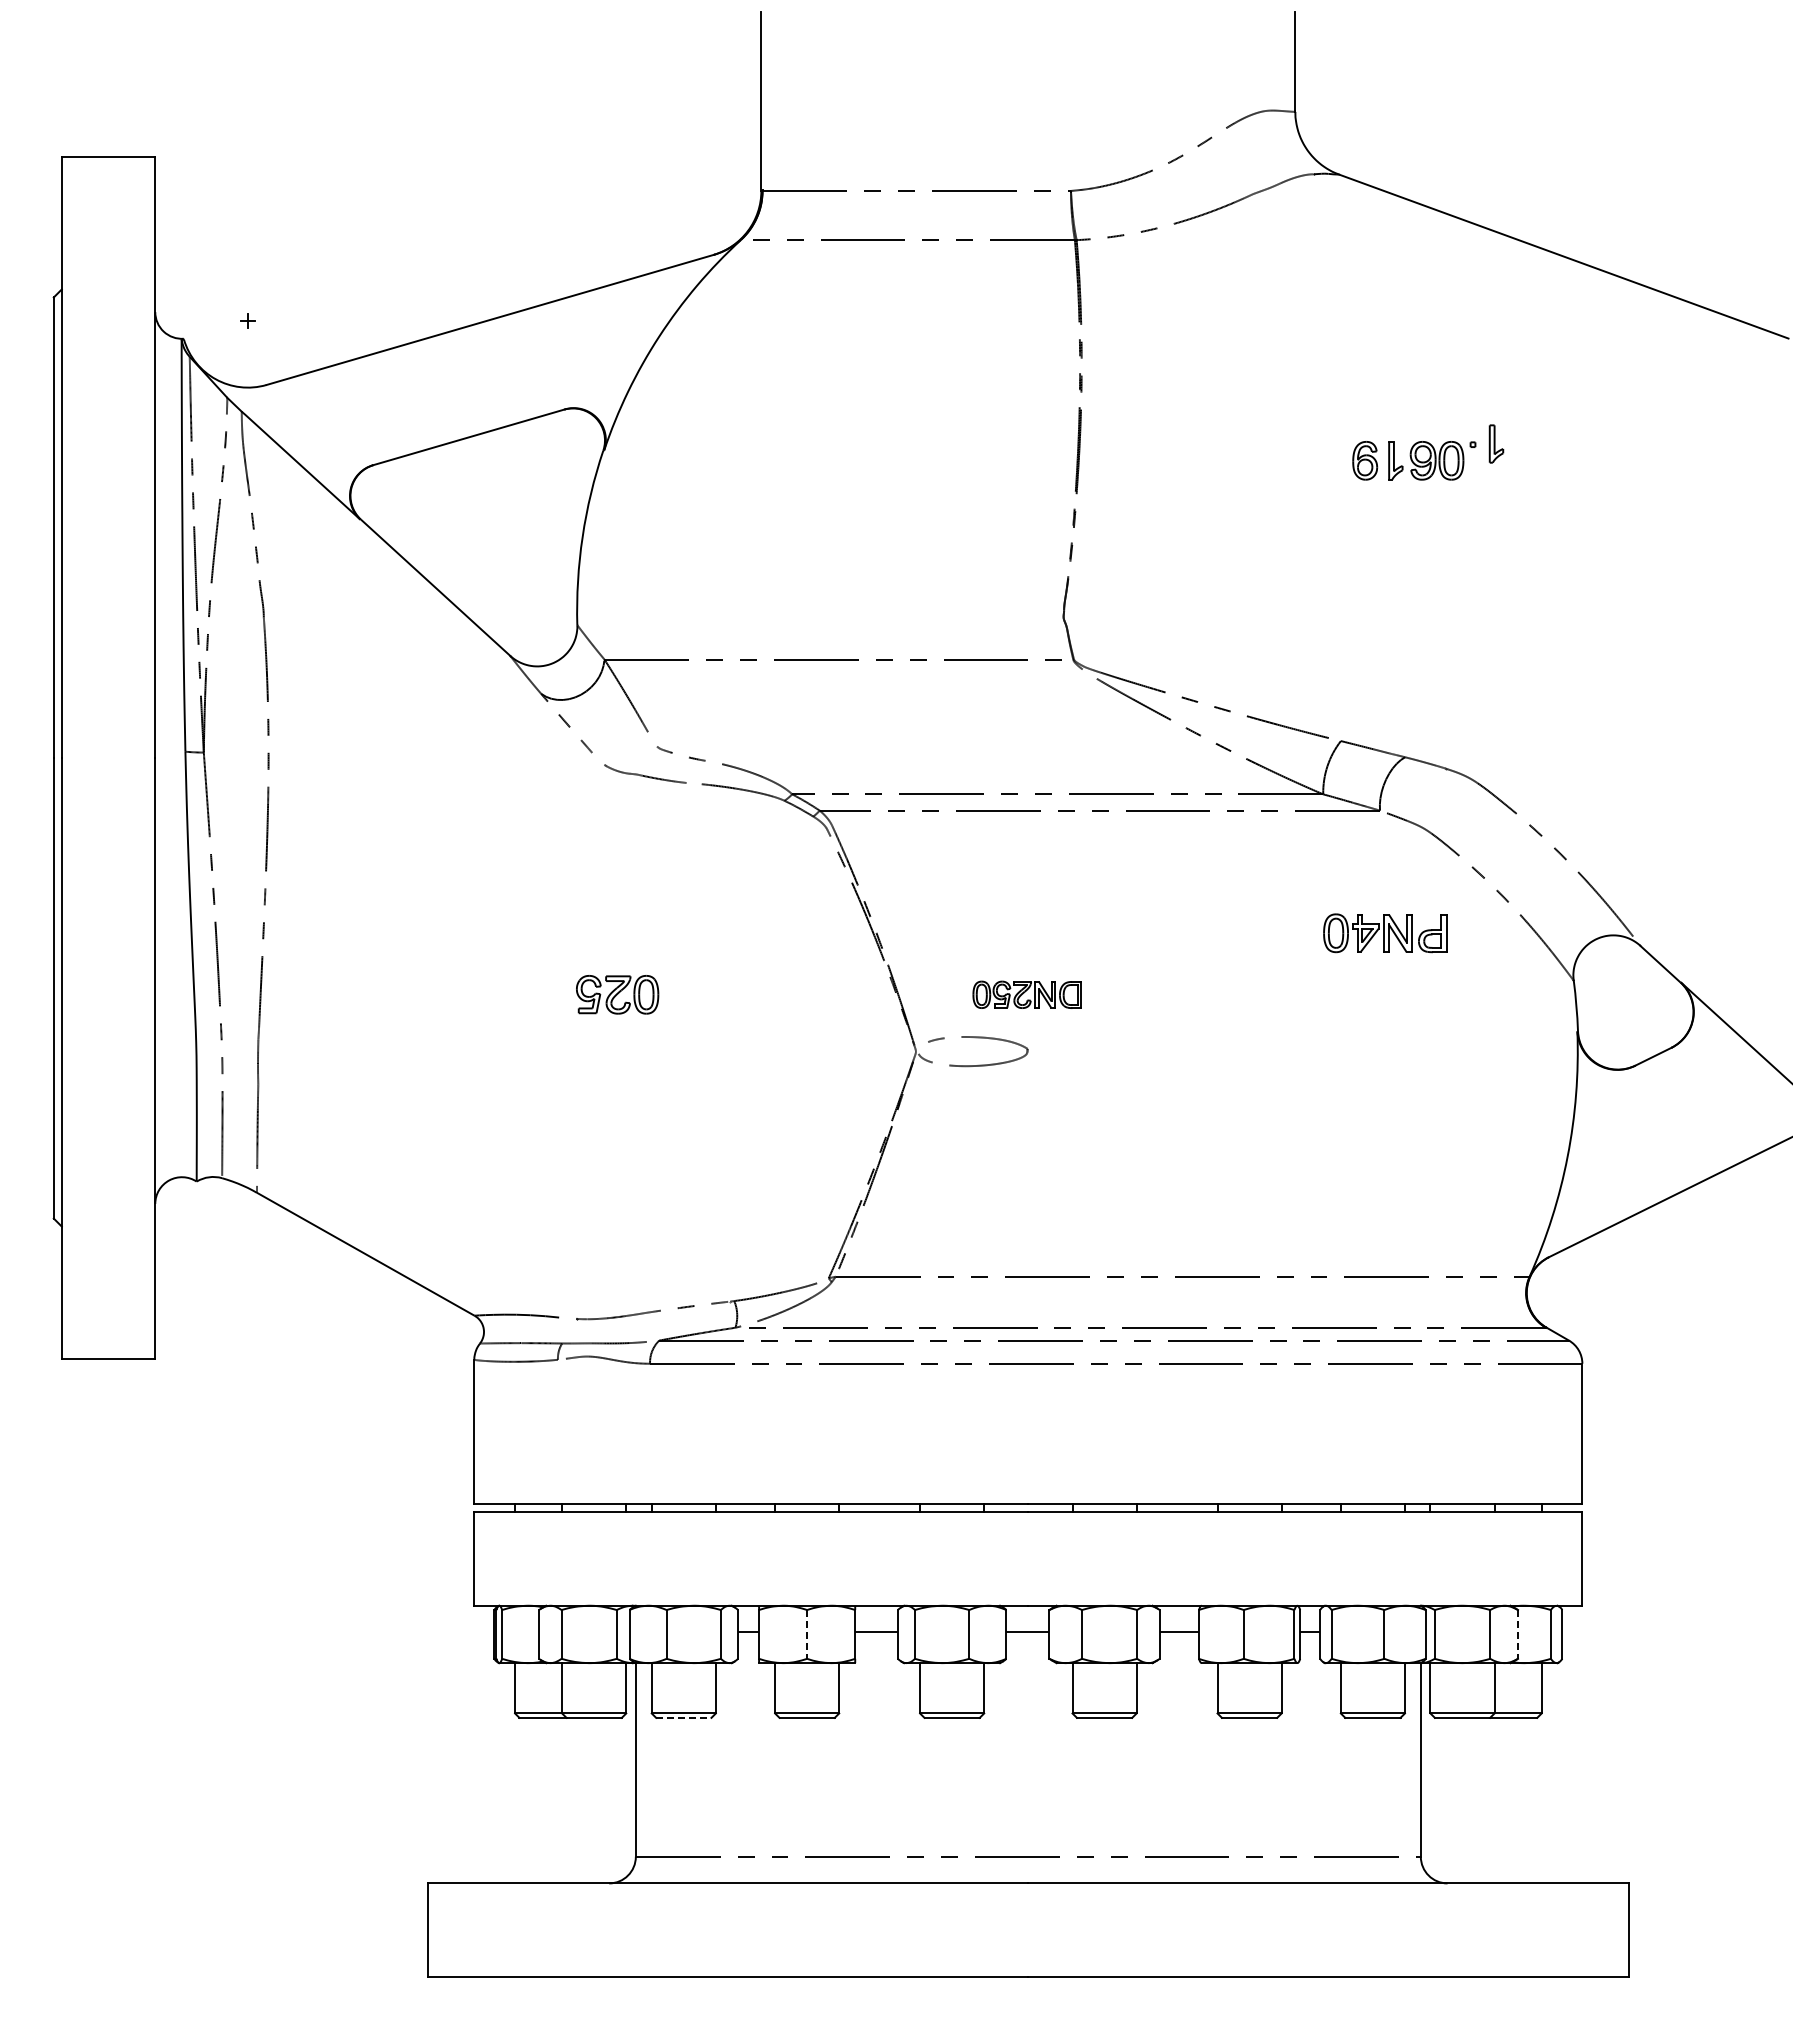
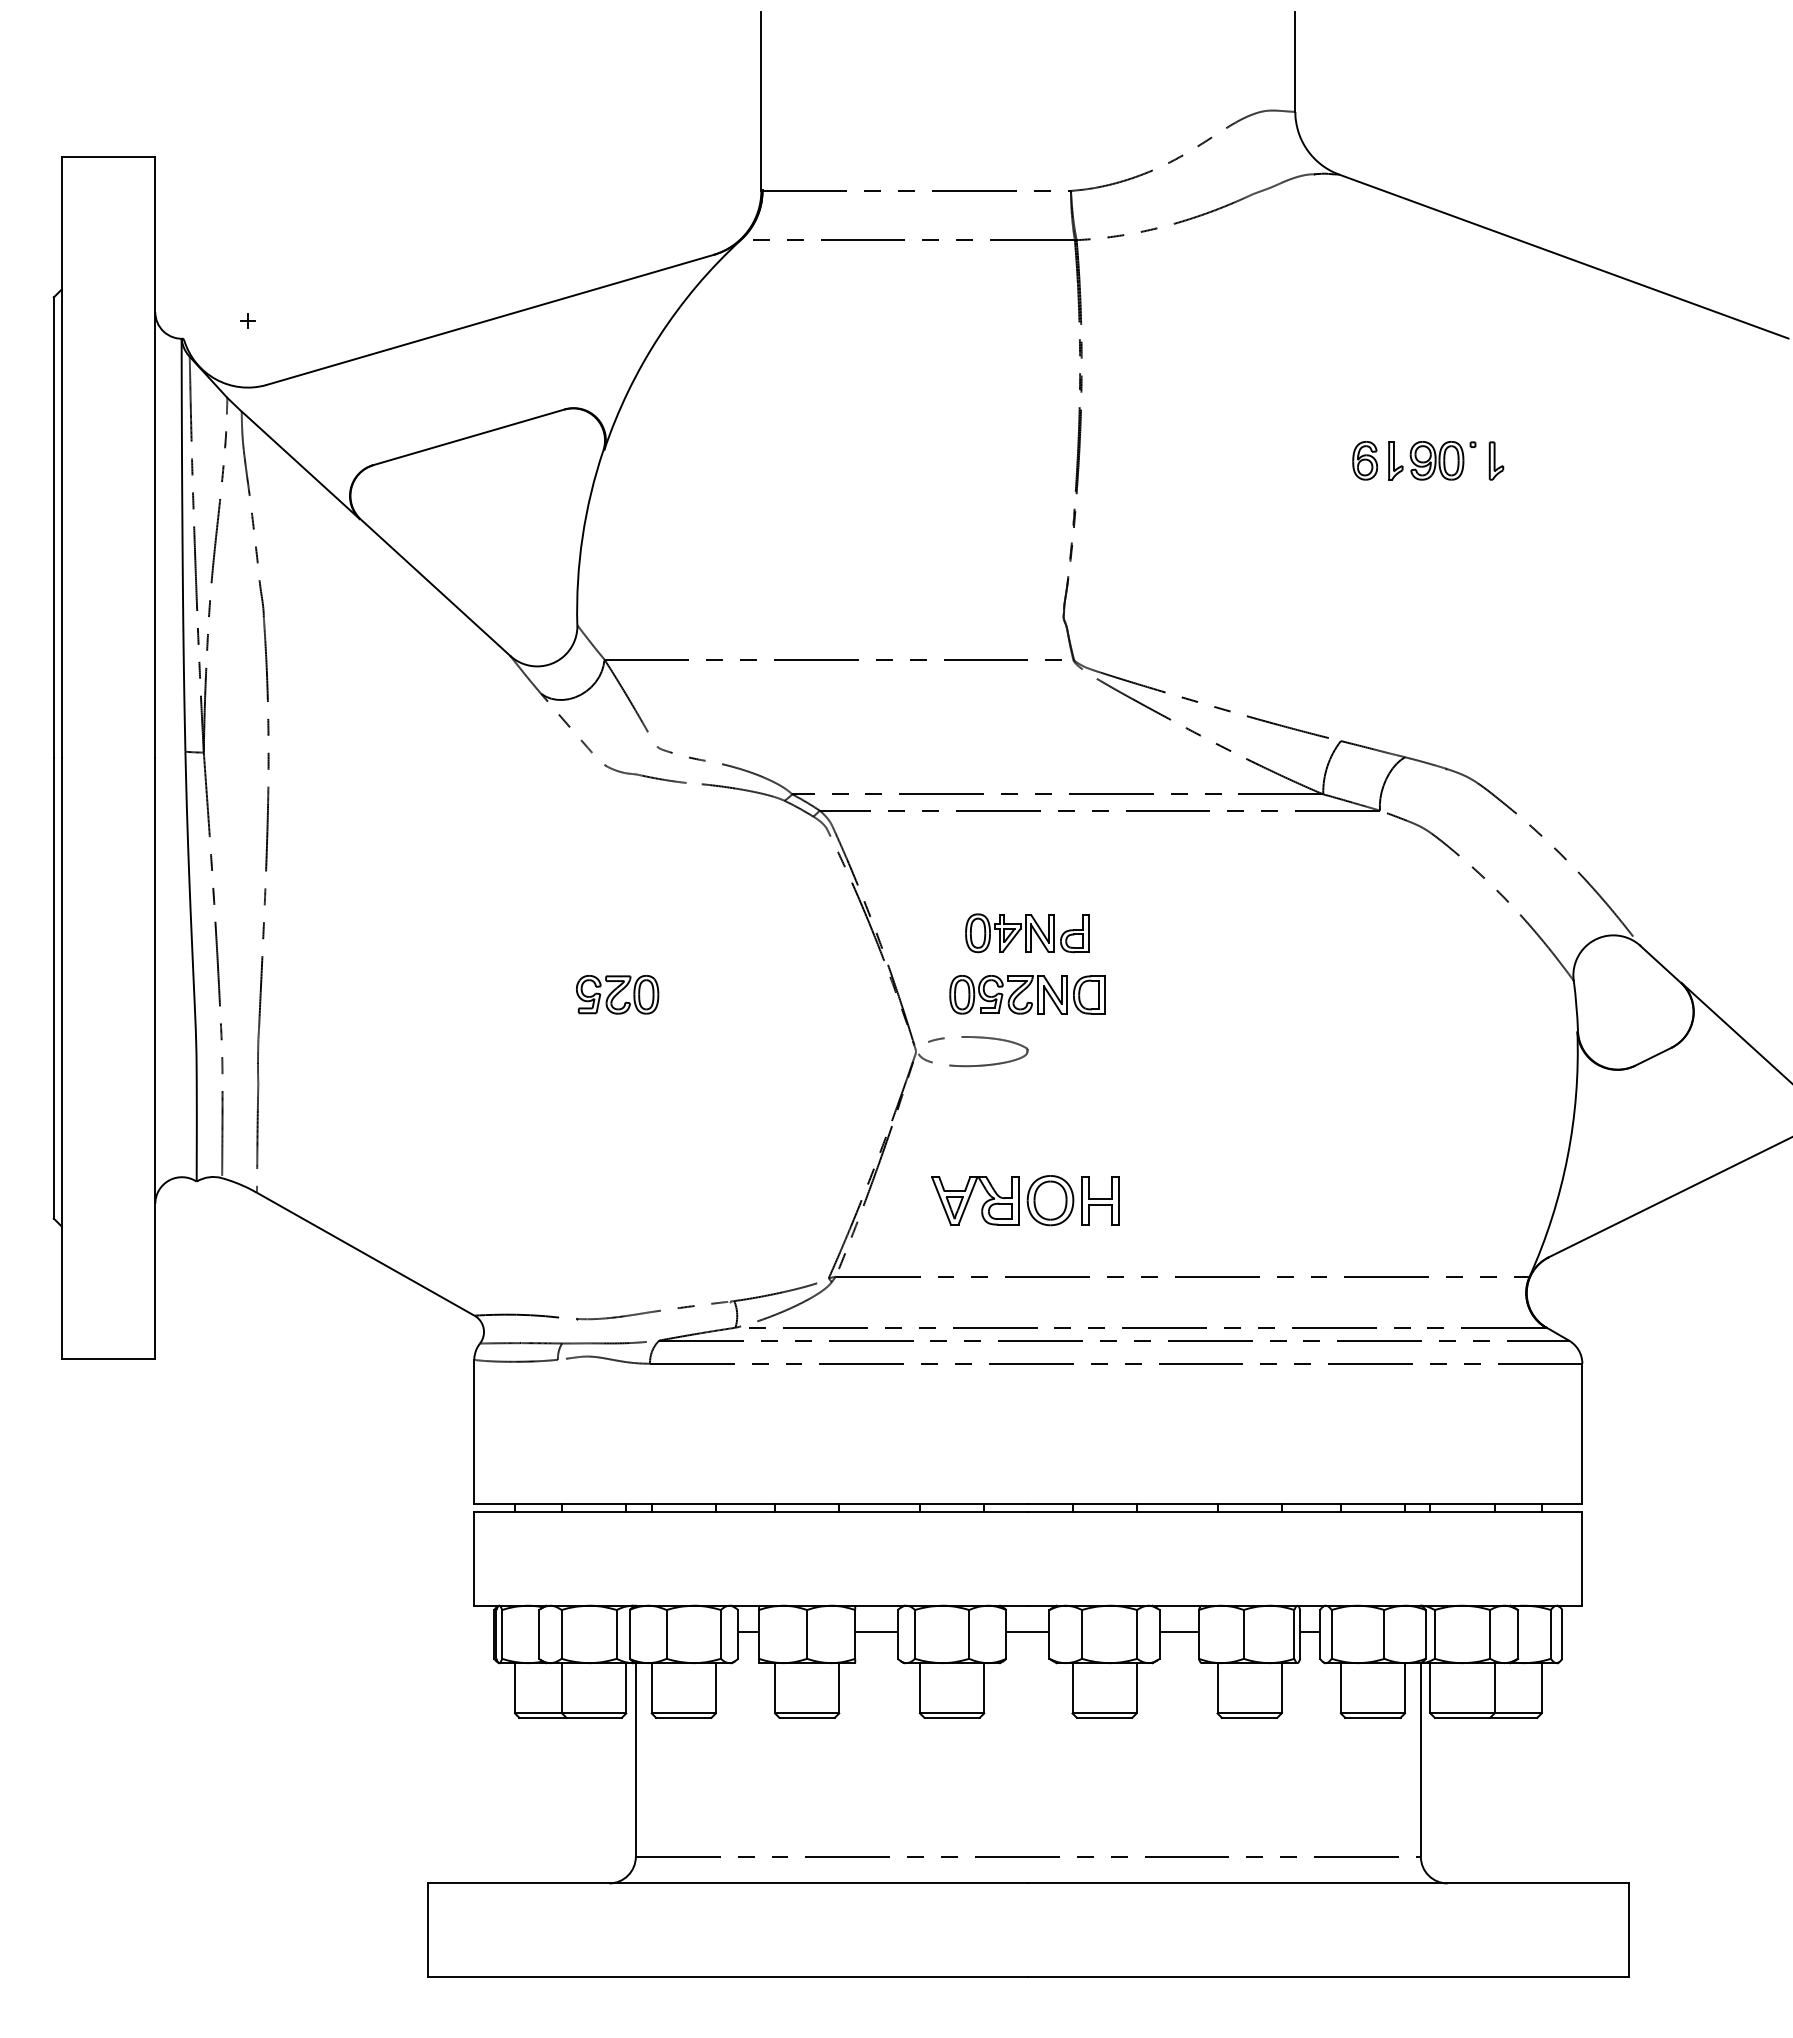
part position: (1496, 443) -> (1496, 460) (1496, 460)
part position: (1385, 933) -> (1027, 933) (1027, 933)
part size: 110x29 px -> 157x40 px (1027, 994)
part: none -> present (1025, 1200)
line: dashed -> solid (807, 1634)
line: dashed -> solid (1518, 1634)
line: dashed -> solid (683, 1717)
